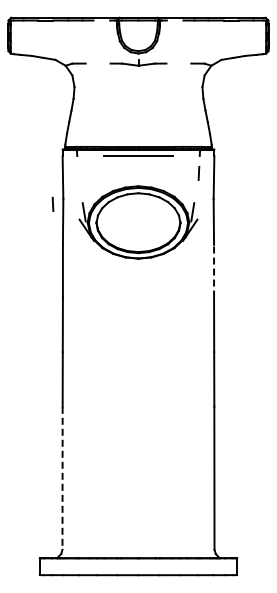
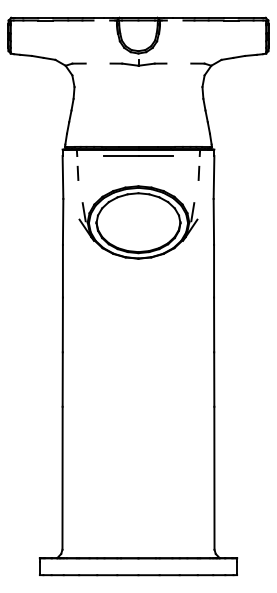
line position: (52, 204) -> (77, 173) (77, 173)
line: dashed -> solid (214, 270)
line: dashed -> solid (62, 478)
